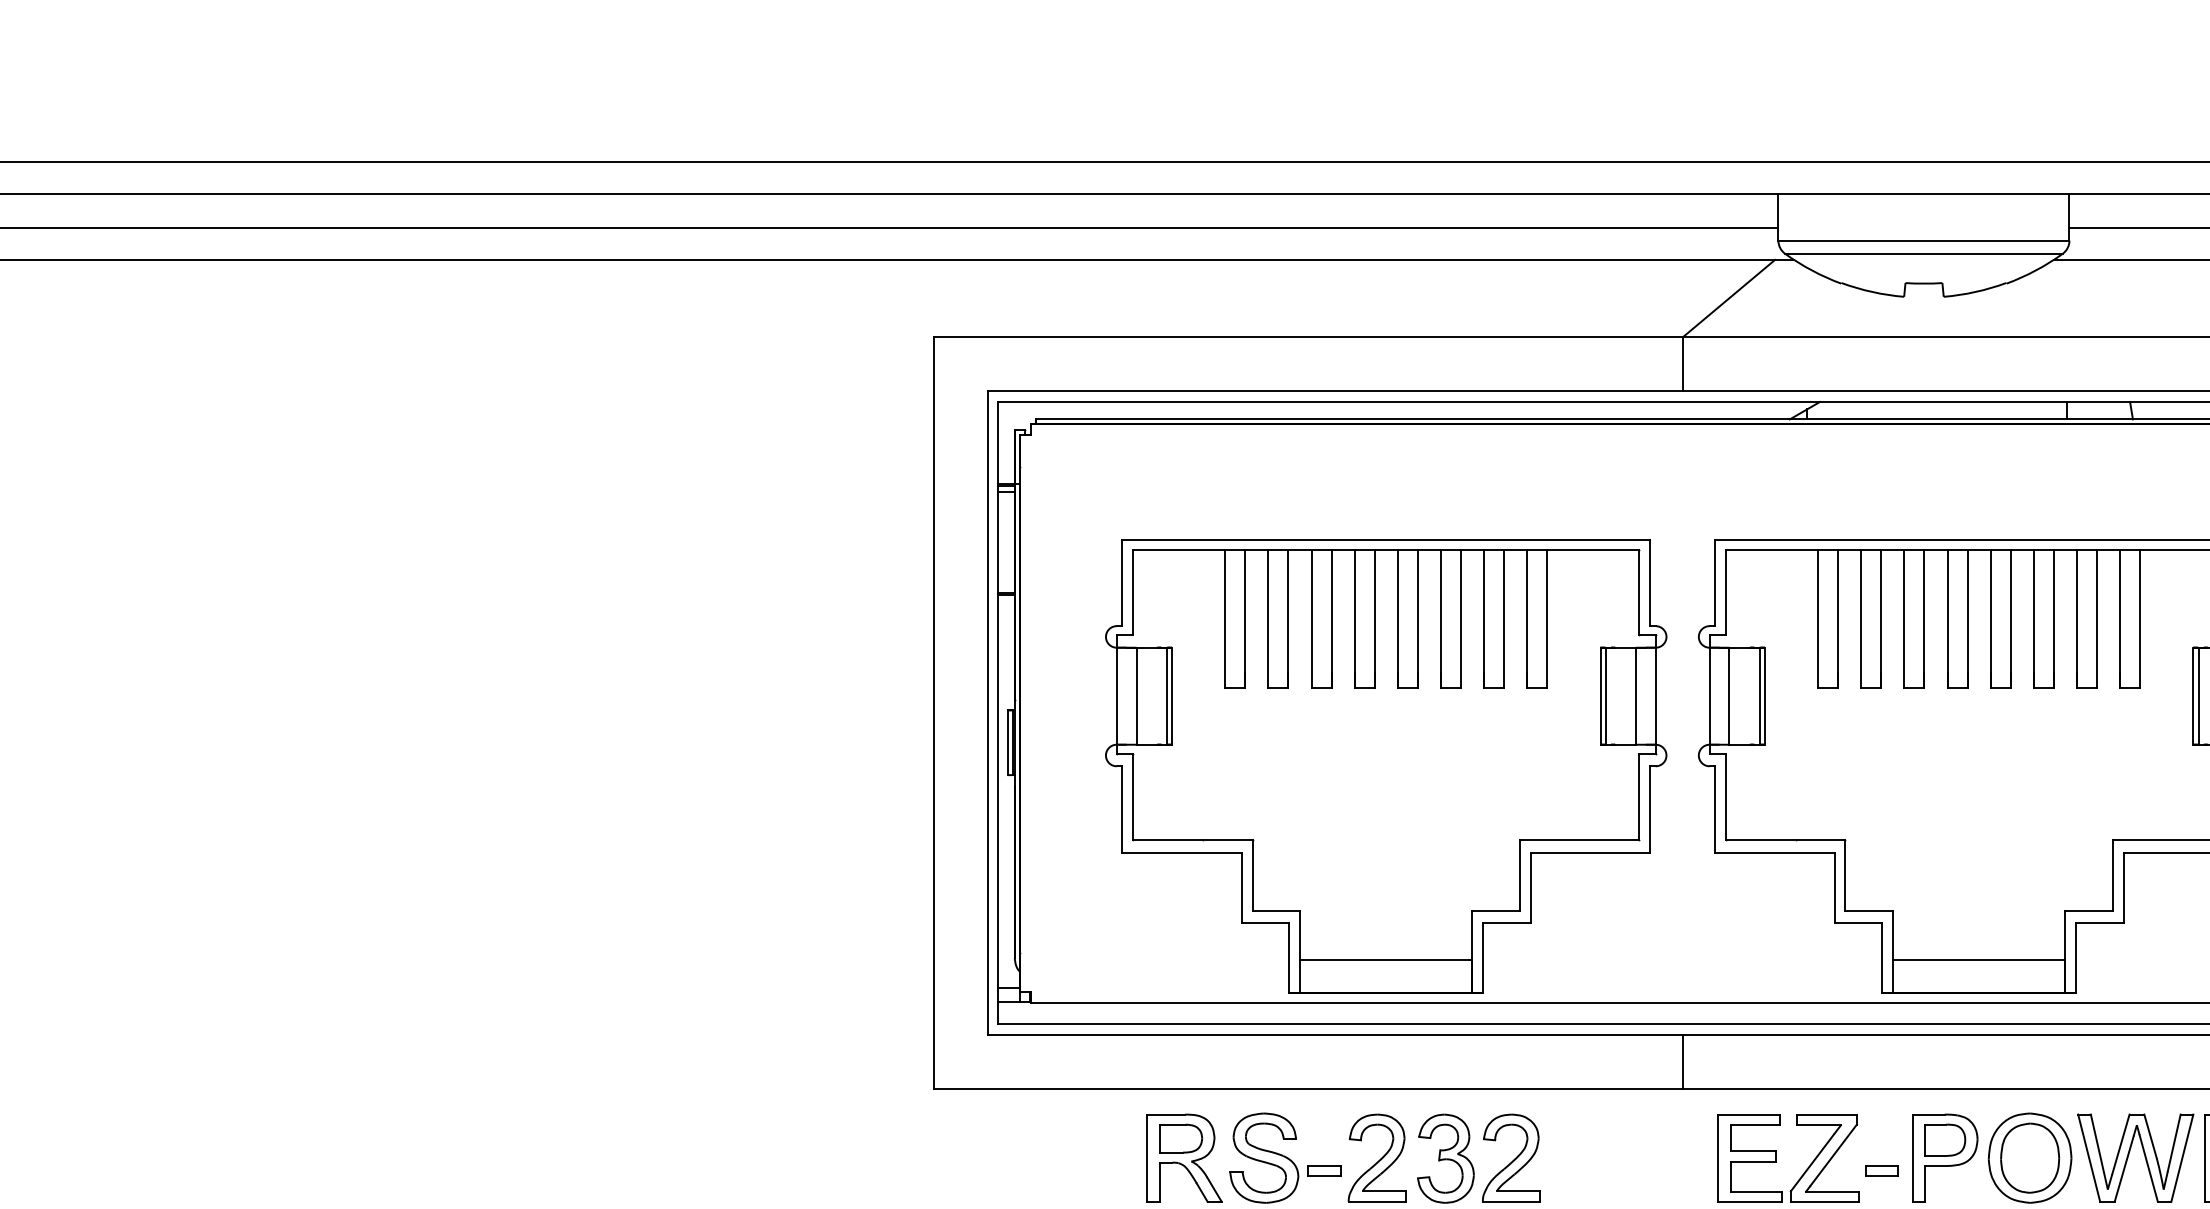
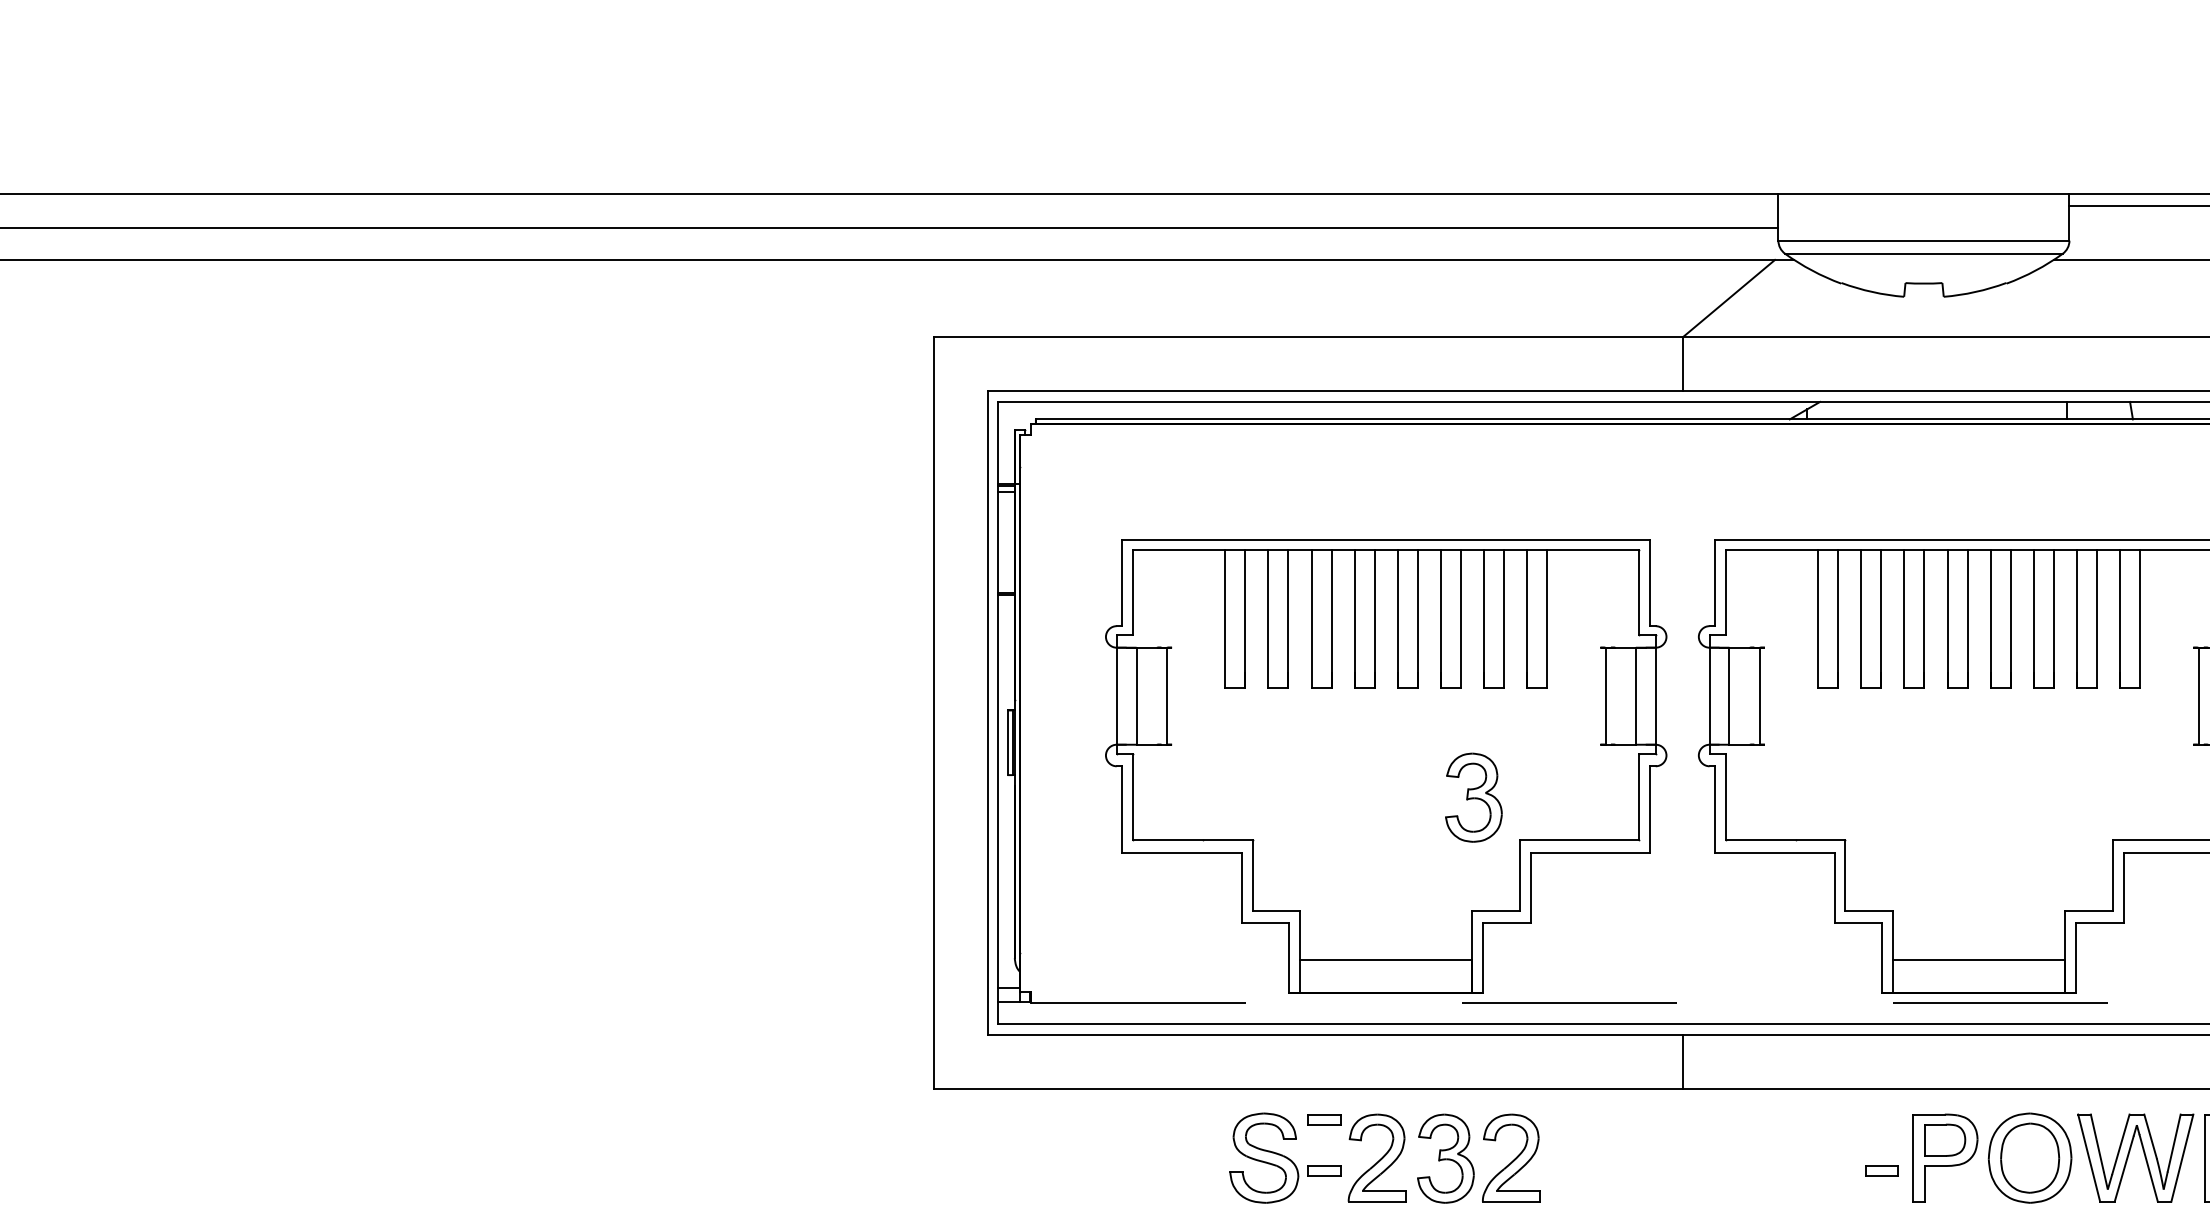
line: present -> none (1104, 162)
line position: (2137, 227) -> (2137, 205) (2137, 205)
line: present -> none (1171, 695)
line: present -> none (1600, 695)
line: present -> none (1764, 695)
line: present -> none (2193, 695)
part: none -> present (1473, 797)
line: solid -> dashed (1620, 1003)
part: none -> present (1324, 1119)
part: present -> none (1184, 1157)
part: present -> none (1776, 1158)
